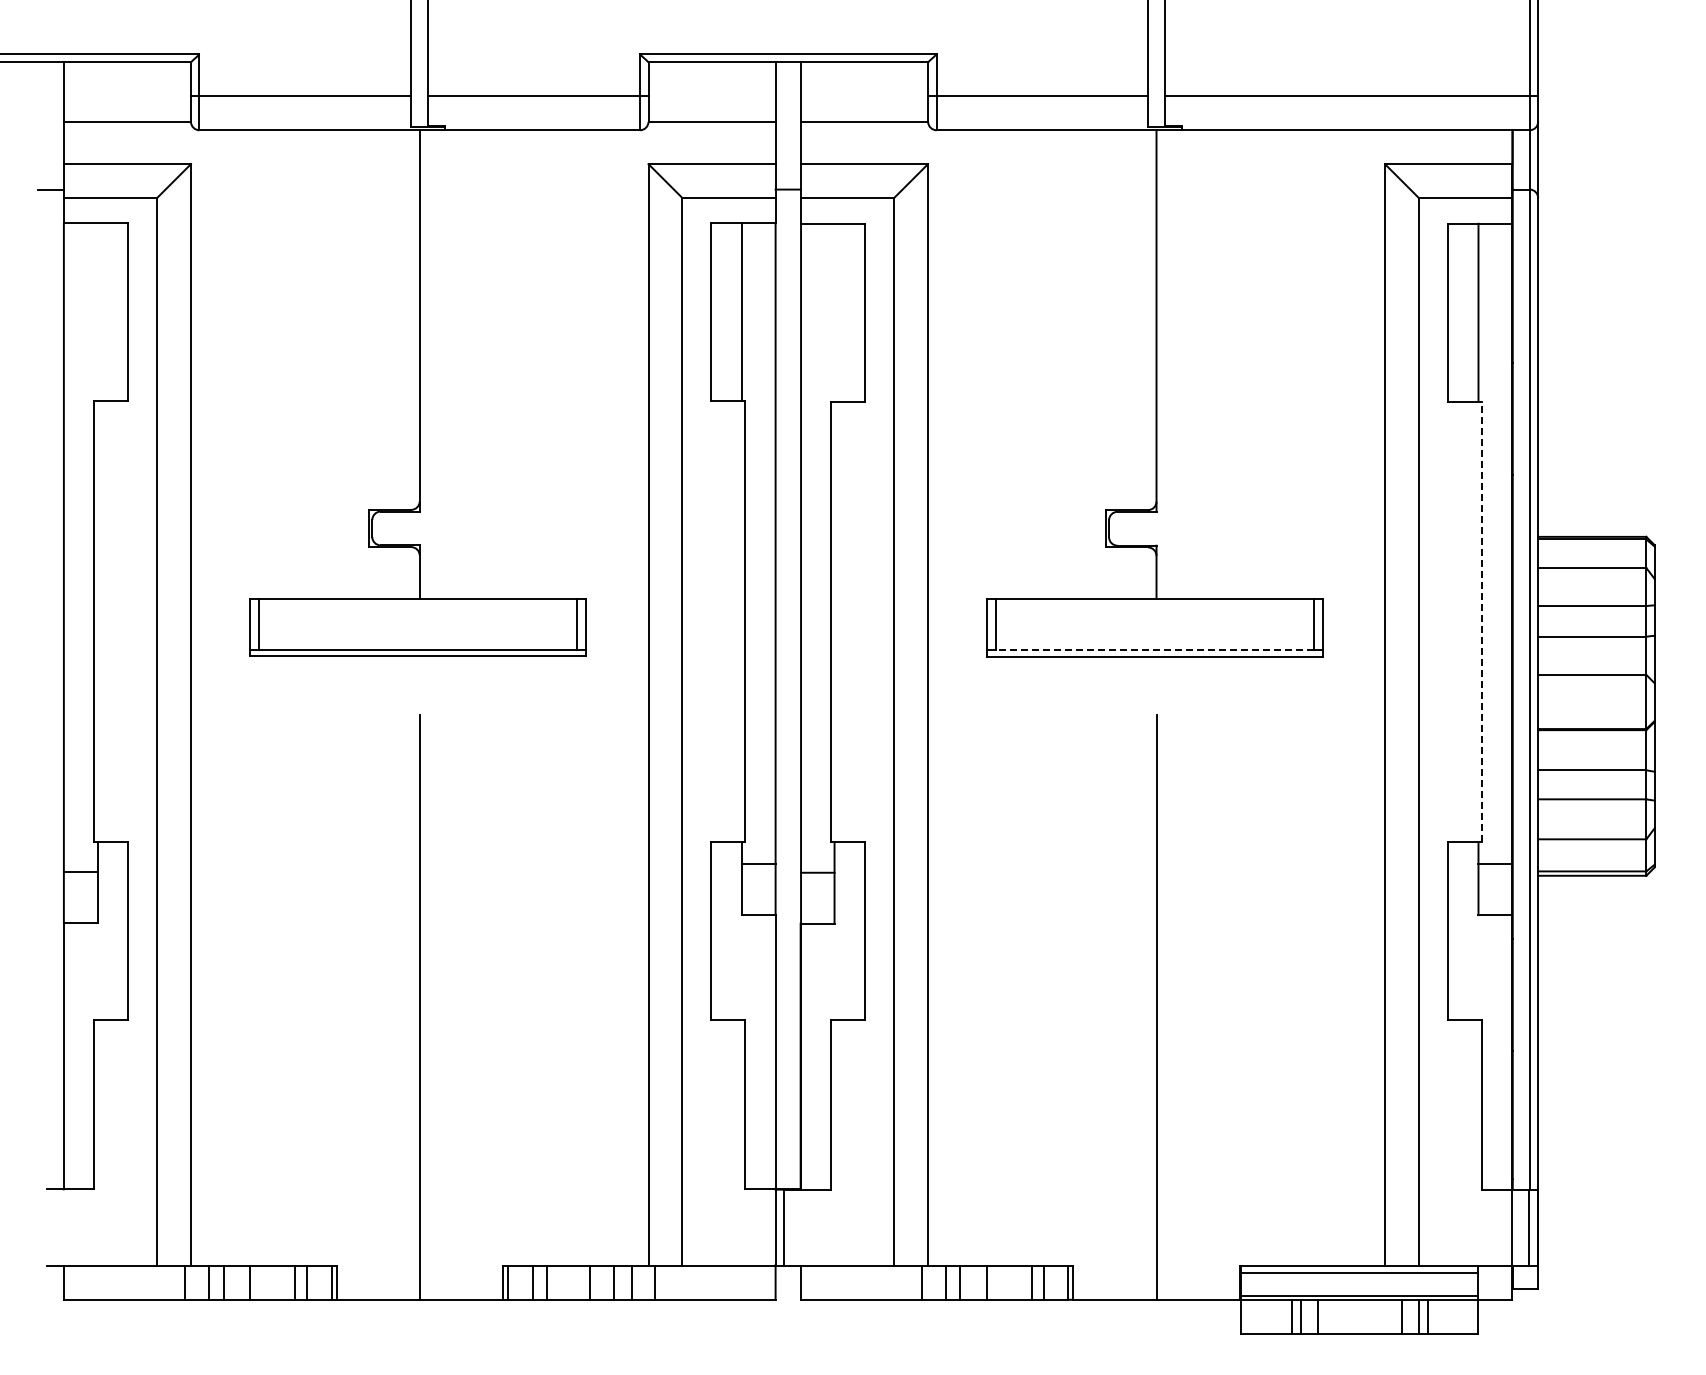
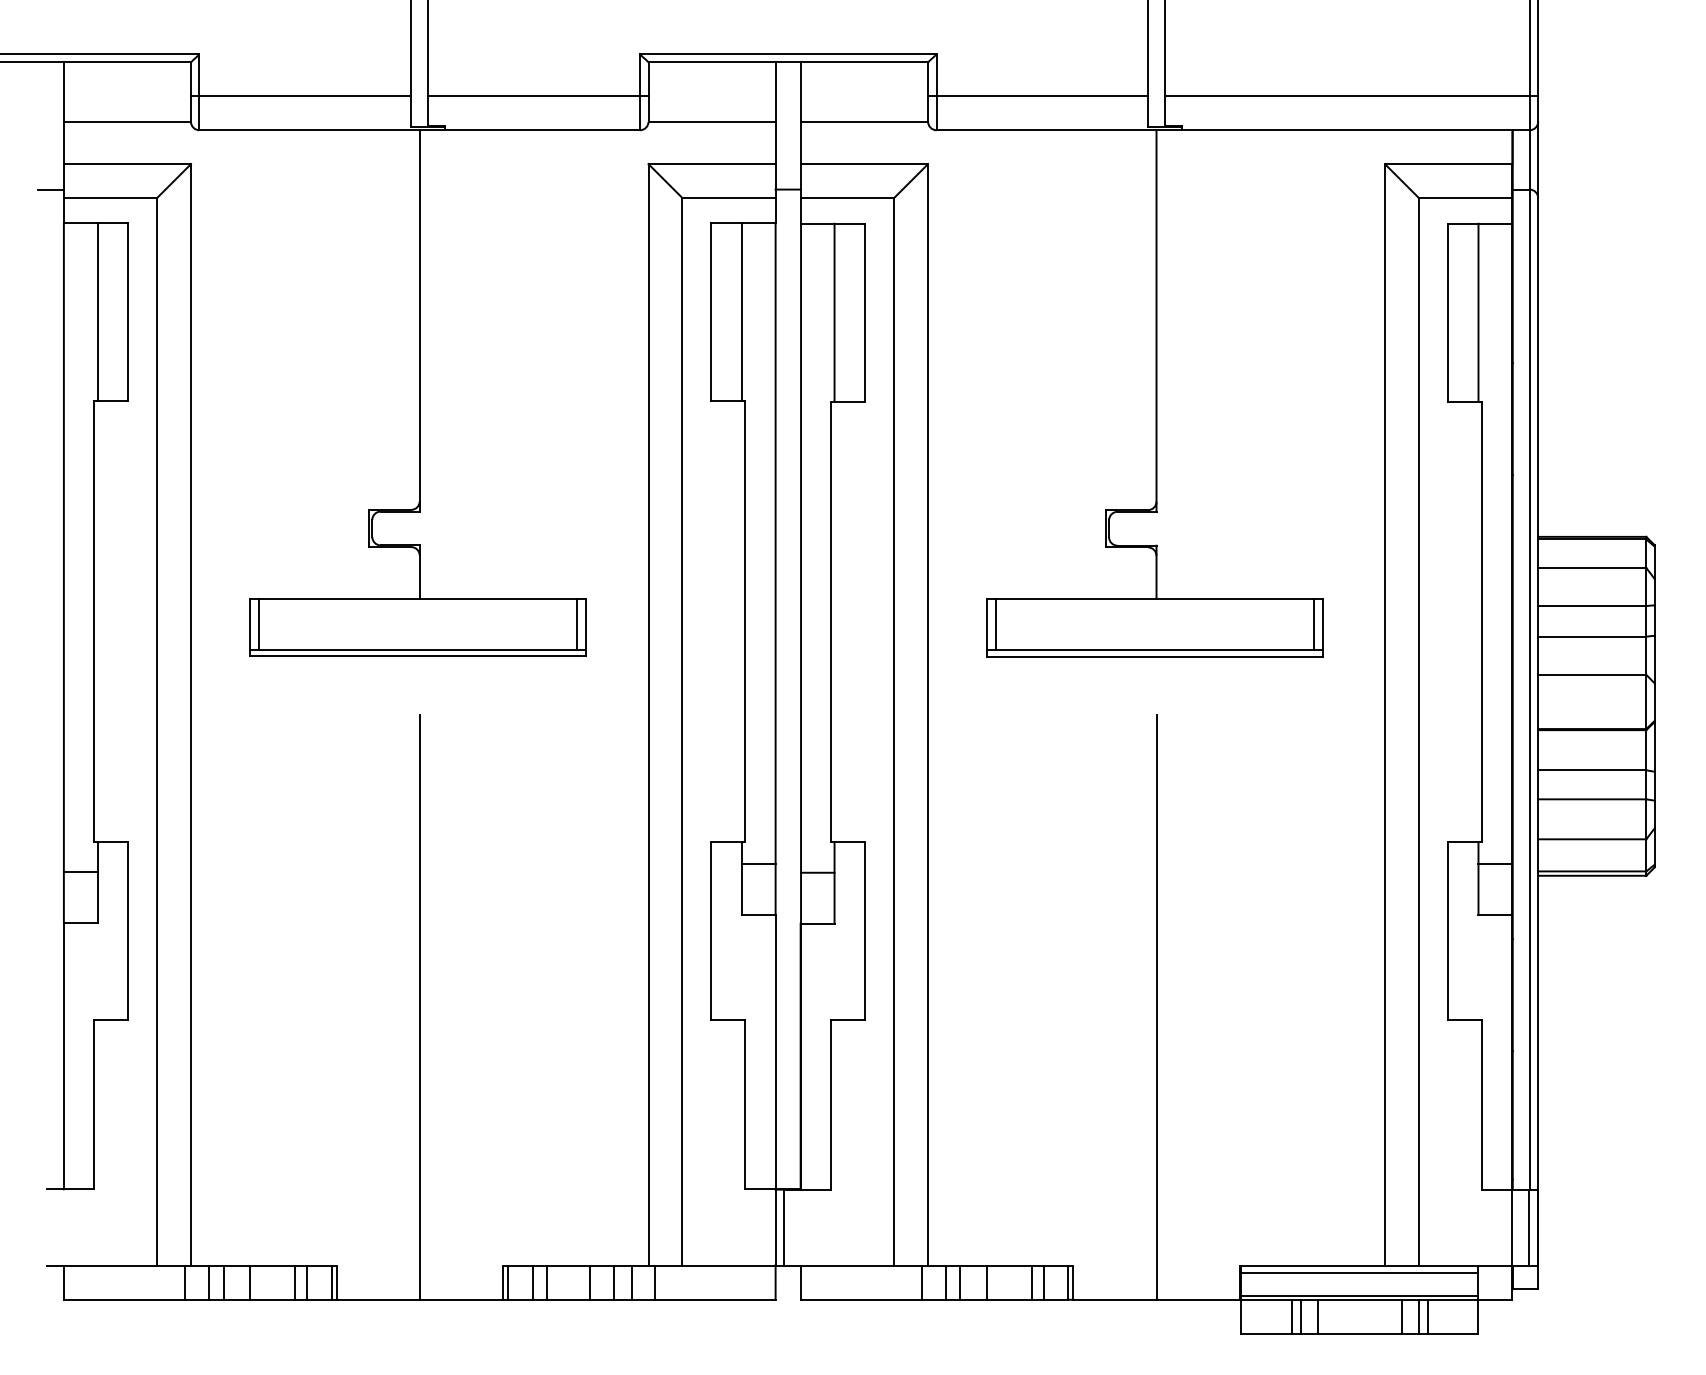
line: none -> present (97, 312)
line: none -> present (834, 312)
line: dashed -> solid (1481, 621)
line: dashed -> solid (1154, 649)
